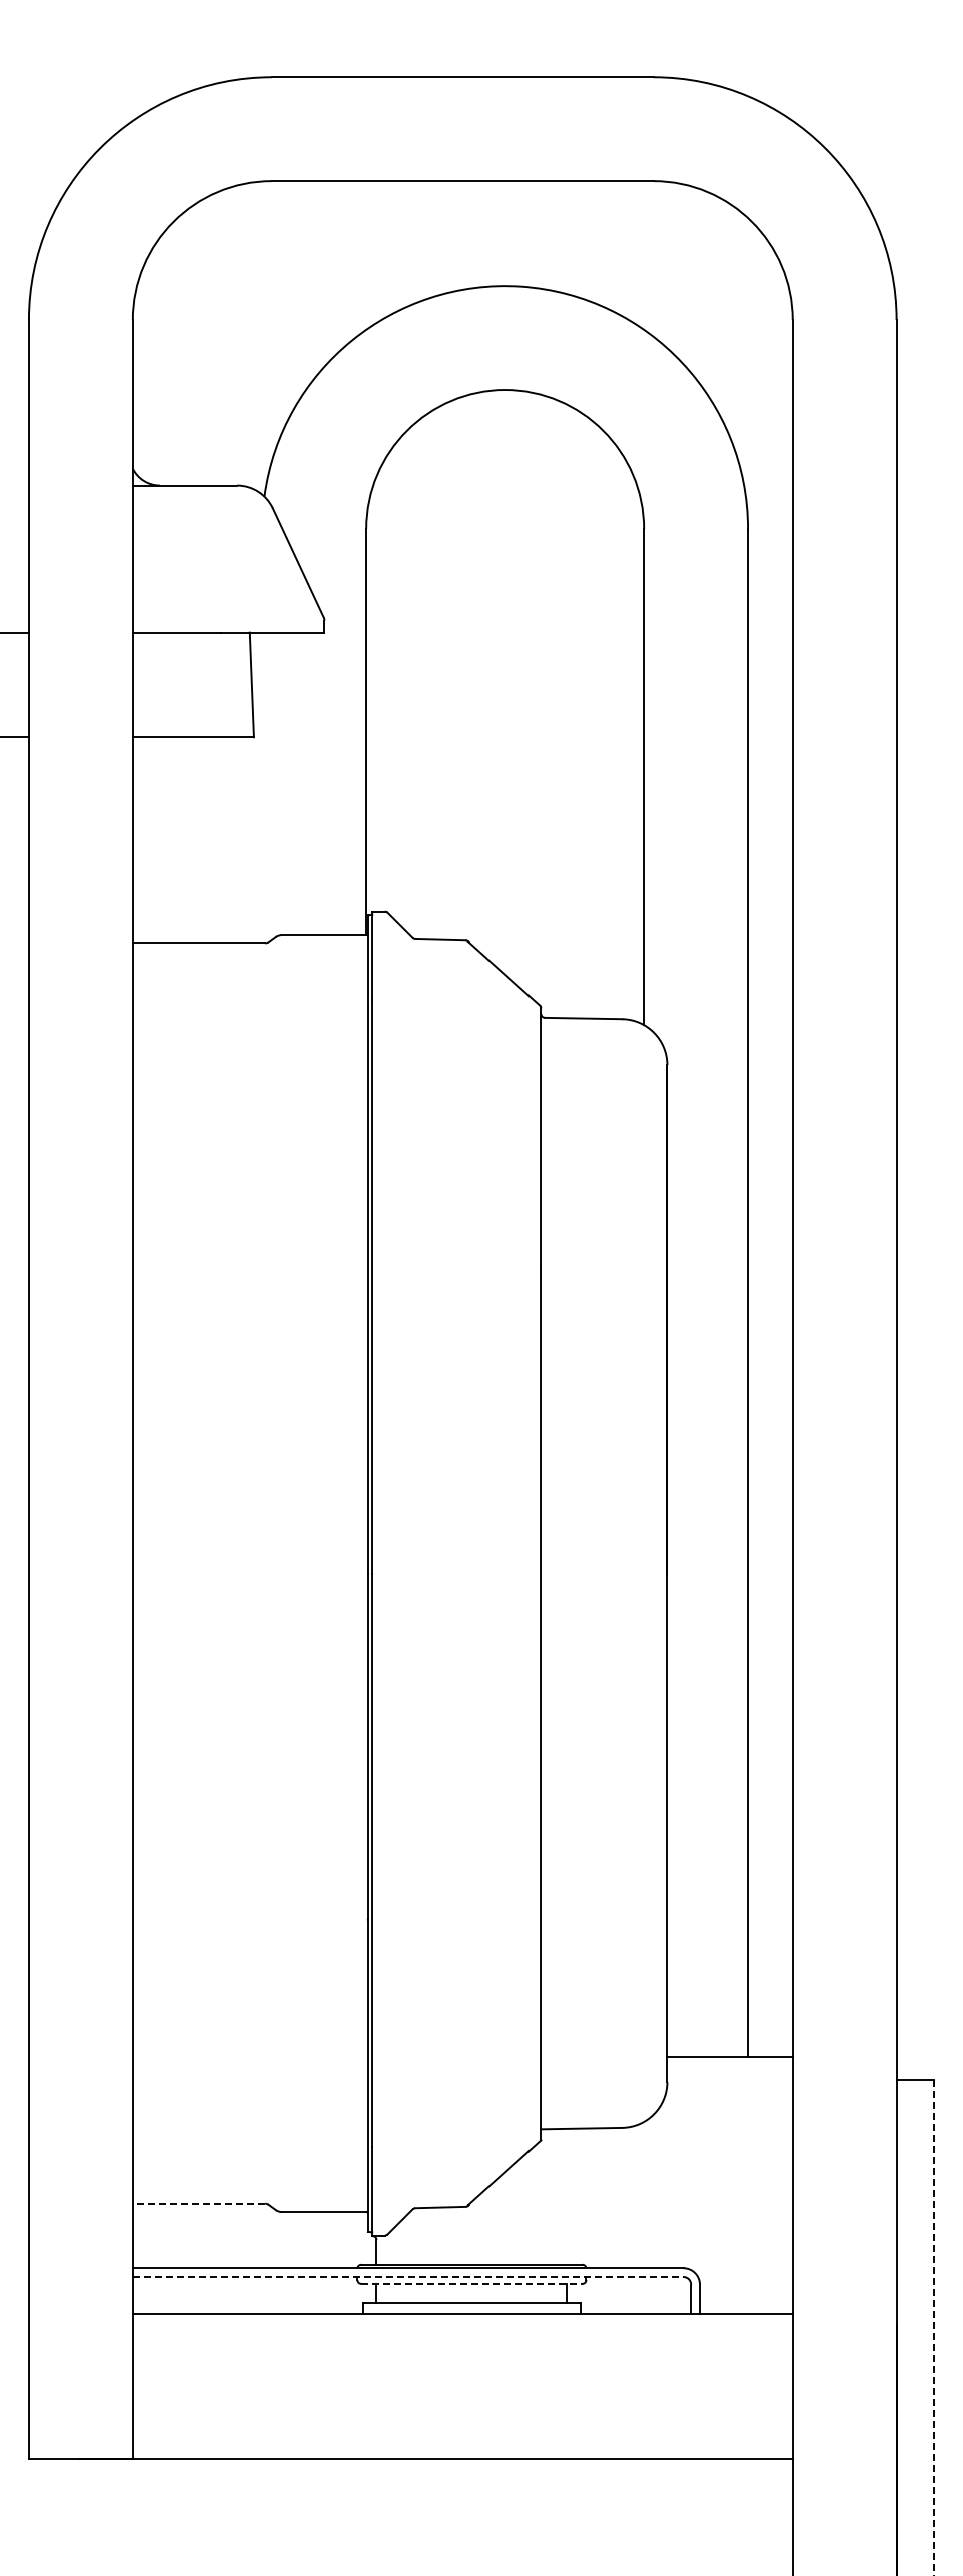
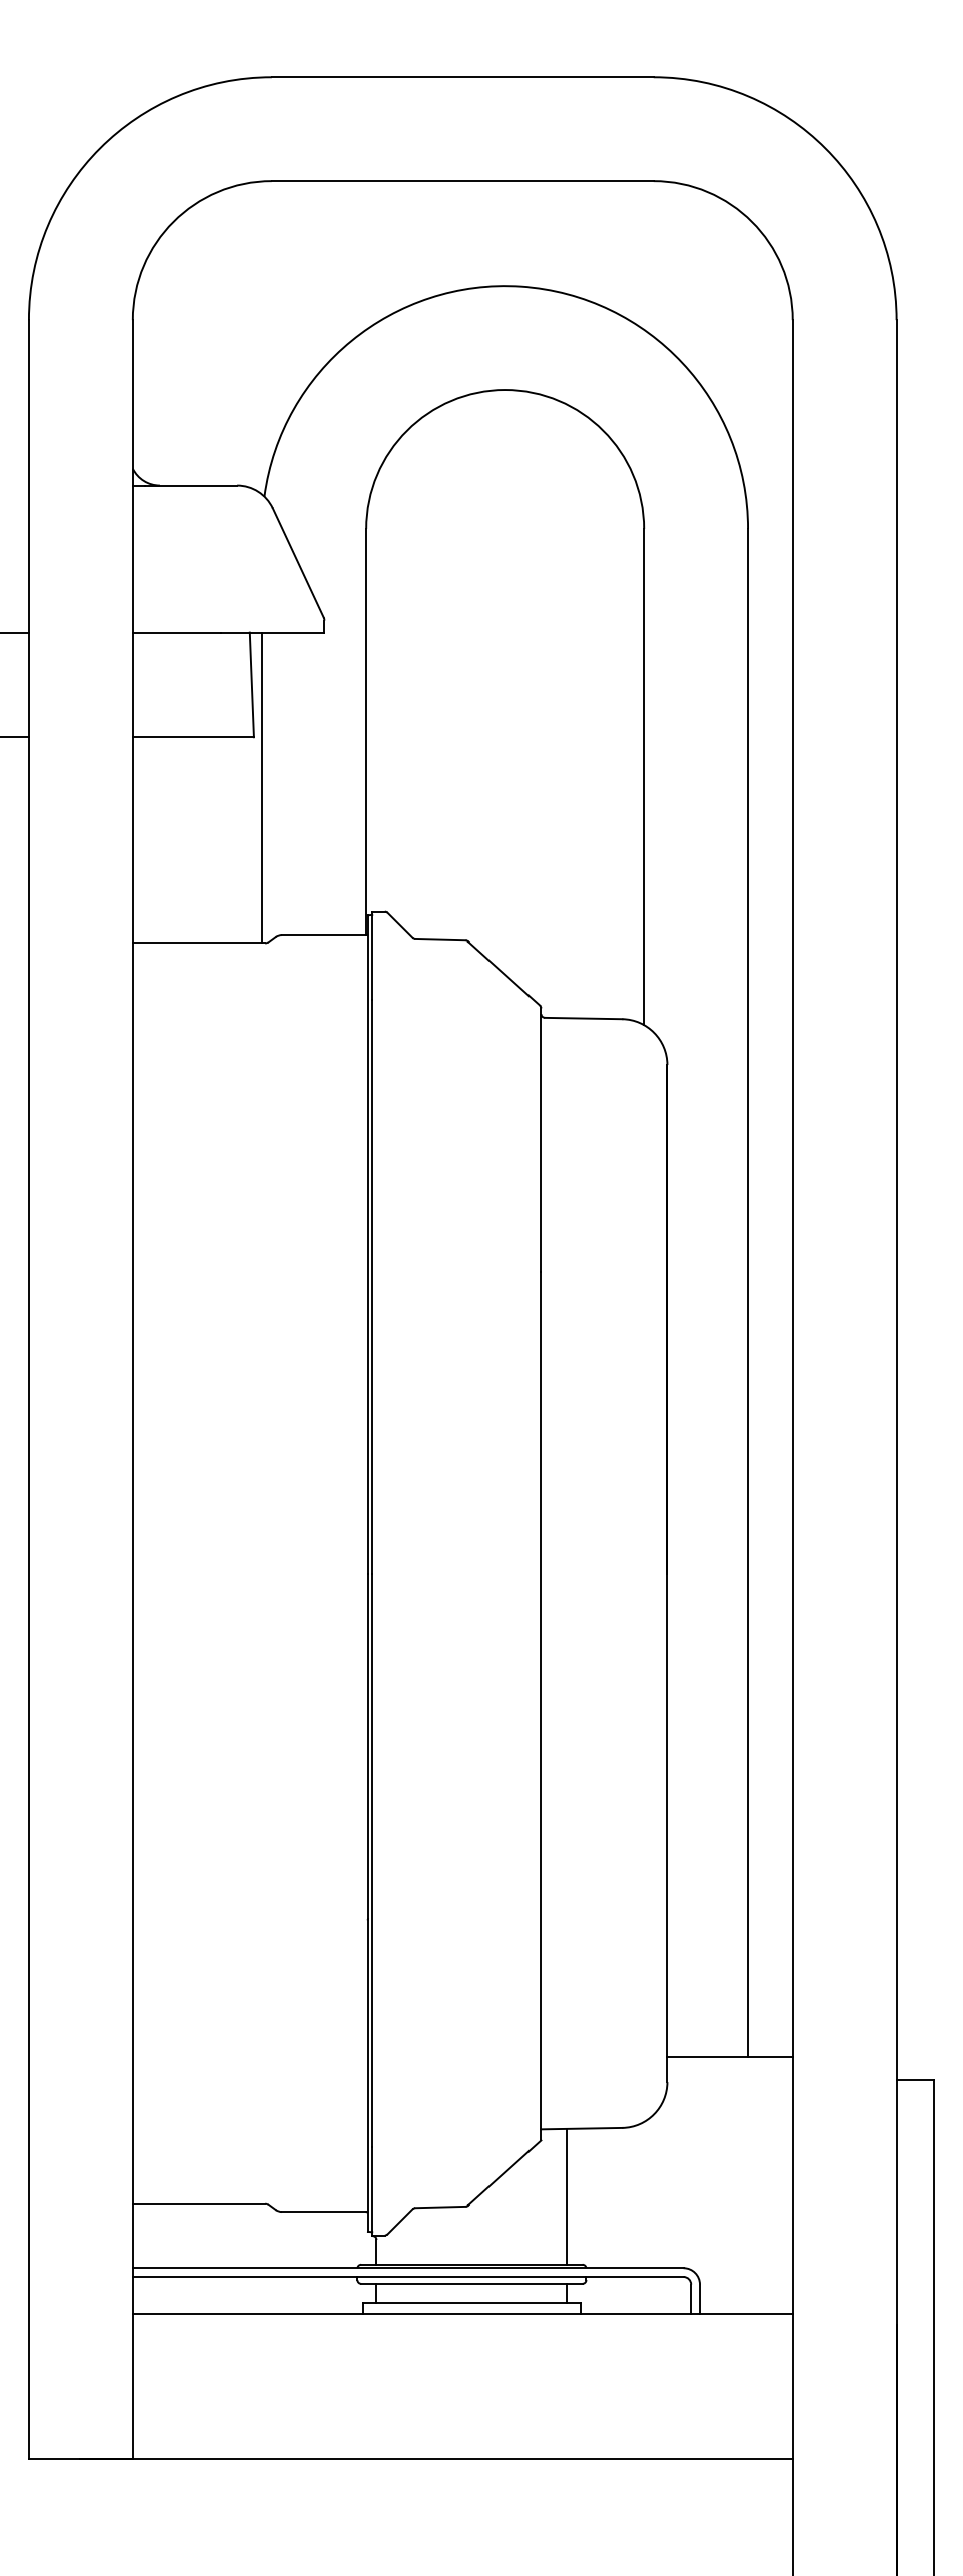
line: none -> present (262, 787)
line: none -> present (567, 2196)
line: dashed -> solid (198, 2203)
line: dashed -> solid (408, 2277)
line: dashed -> solid (471, 2283)
line: dashed -> solid (934, 2327)
